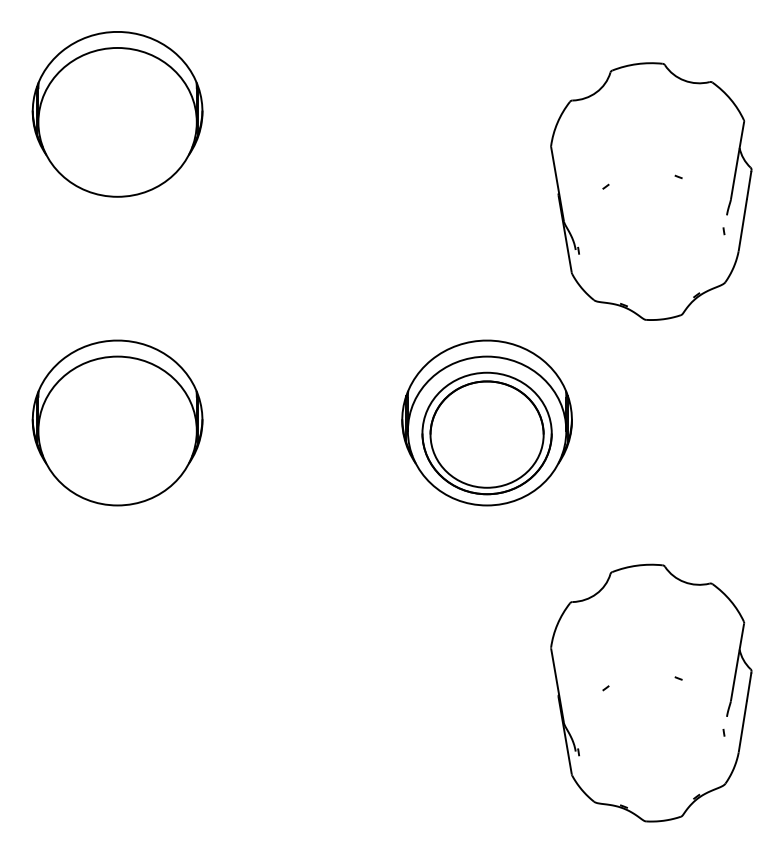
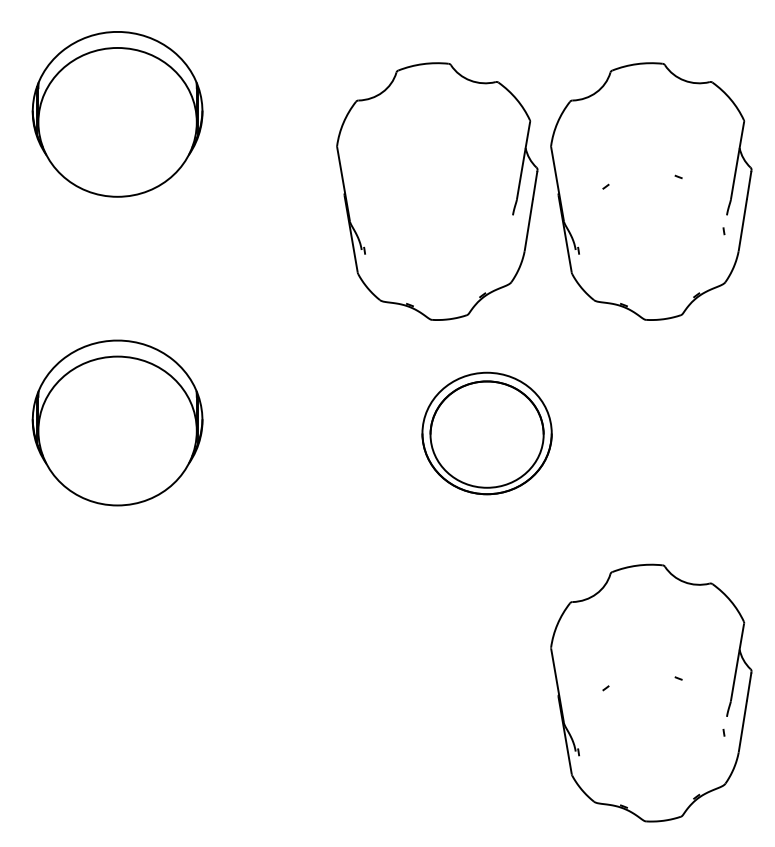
part: none -> present (437, 191)
part: present -> none (486, 422)
